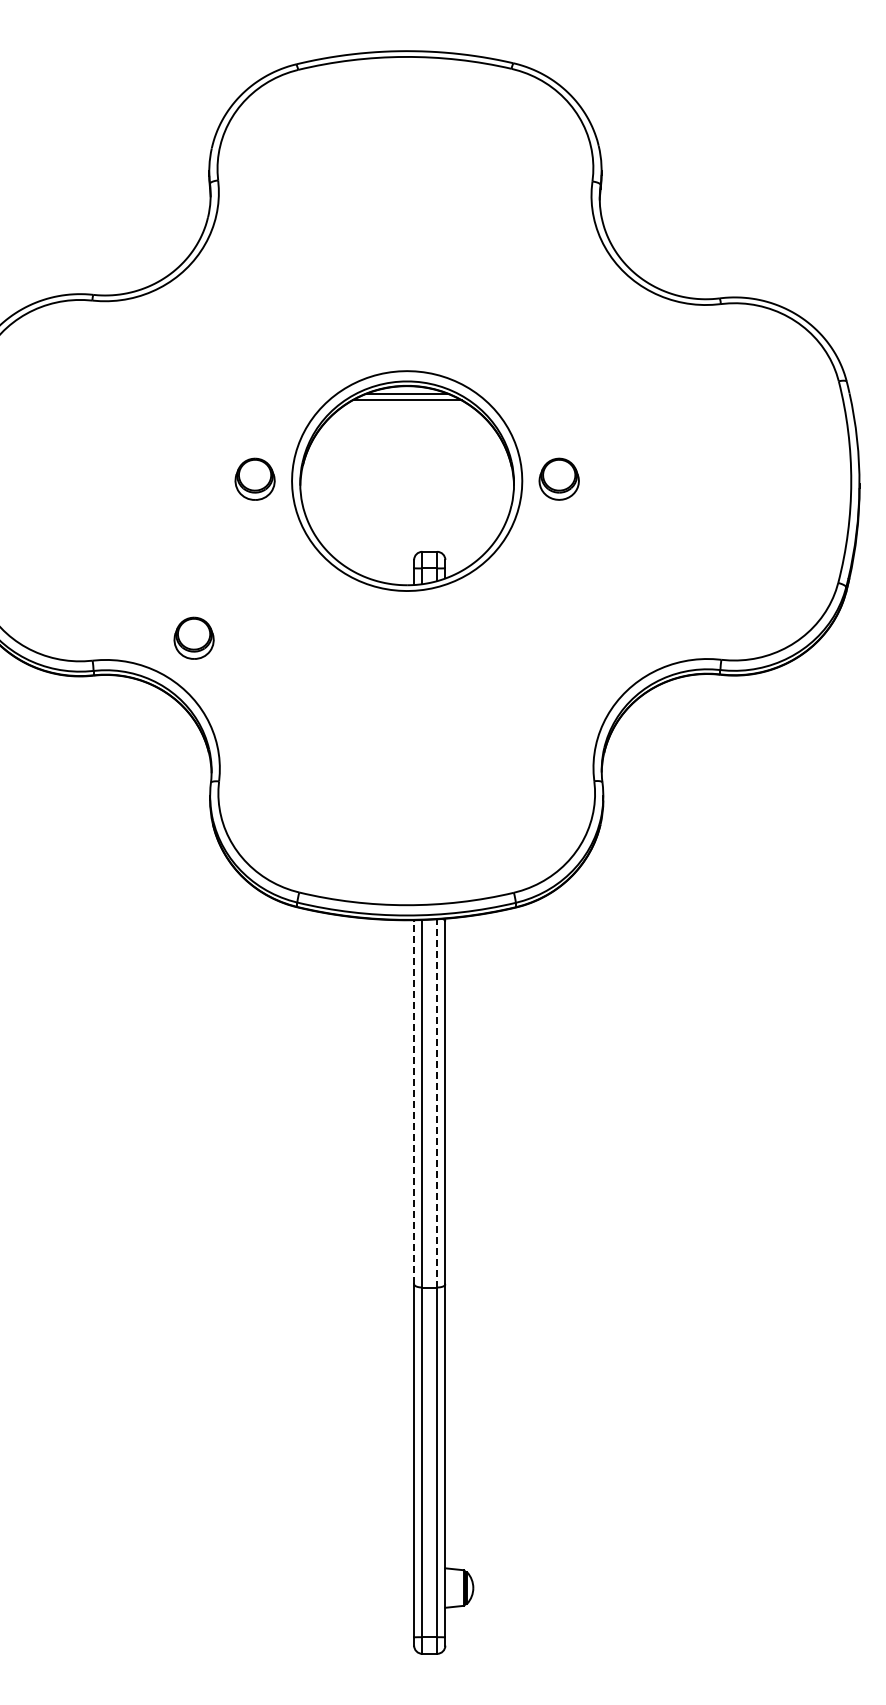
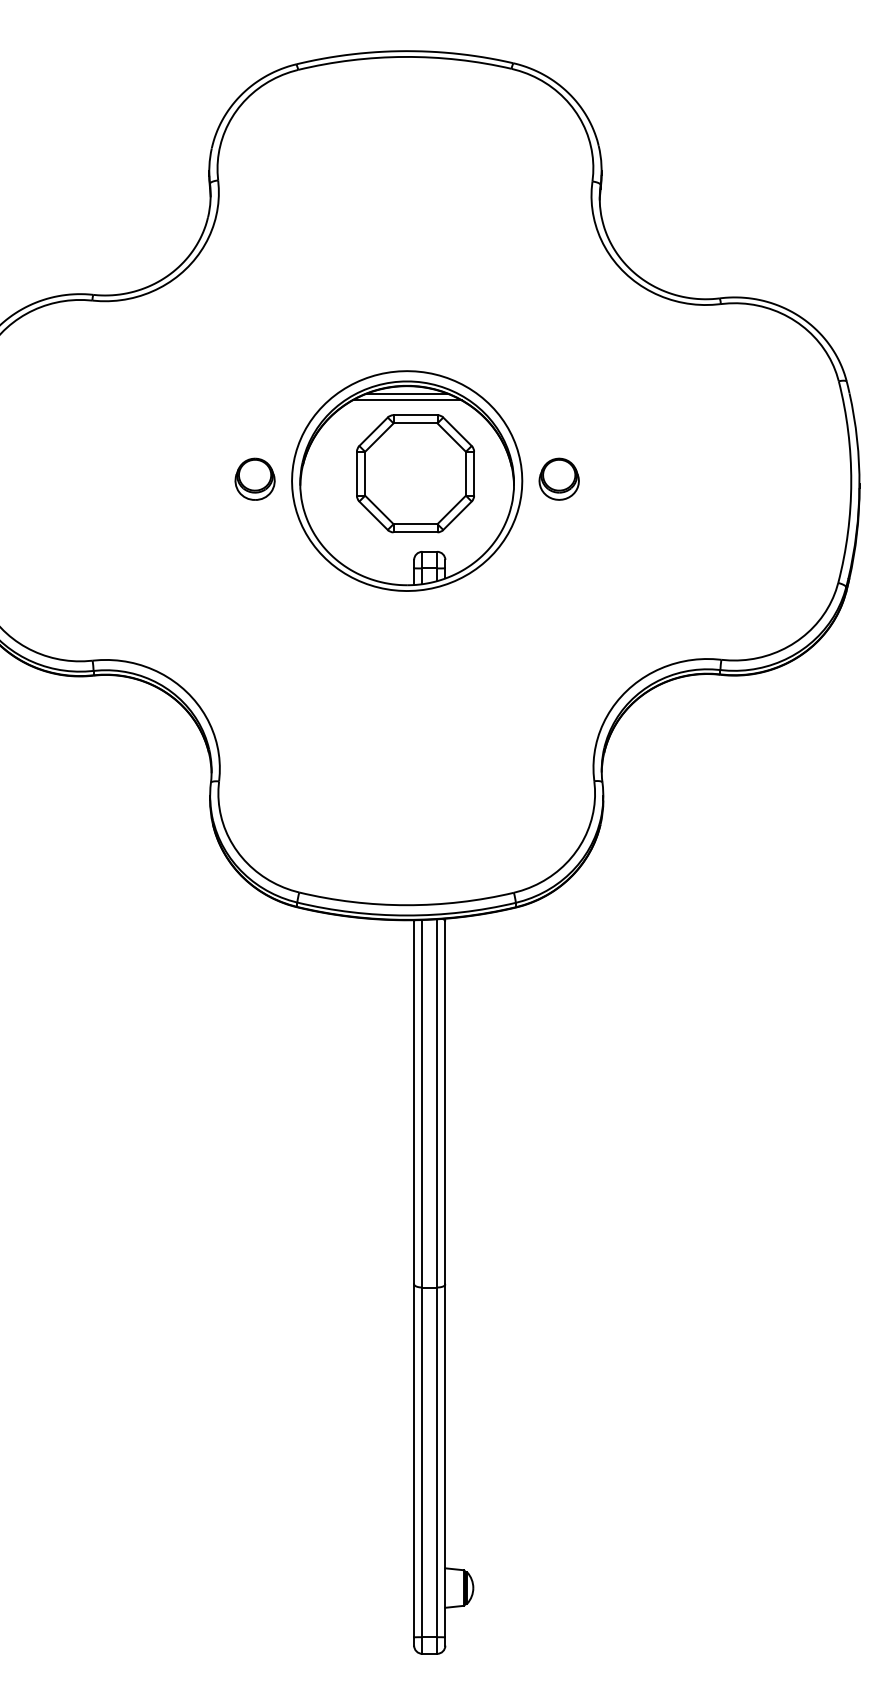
part: none -> present (415, 473)
part: present -> none (193, 637)
line: dashed -> solid (414, 1102)
line: dashed -> solid (437, 1102)
